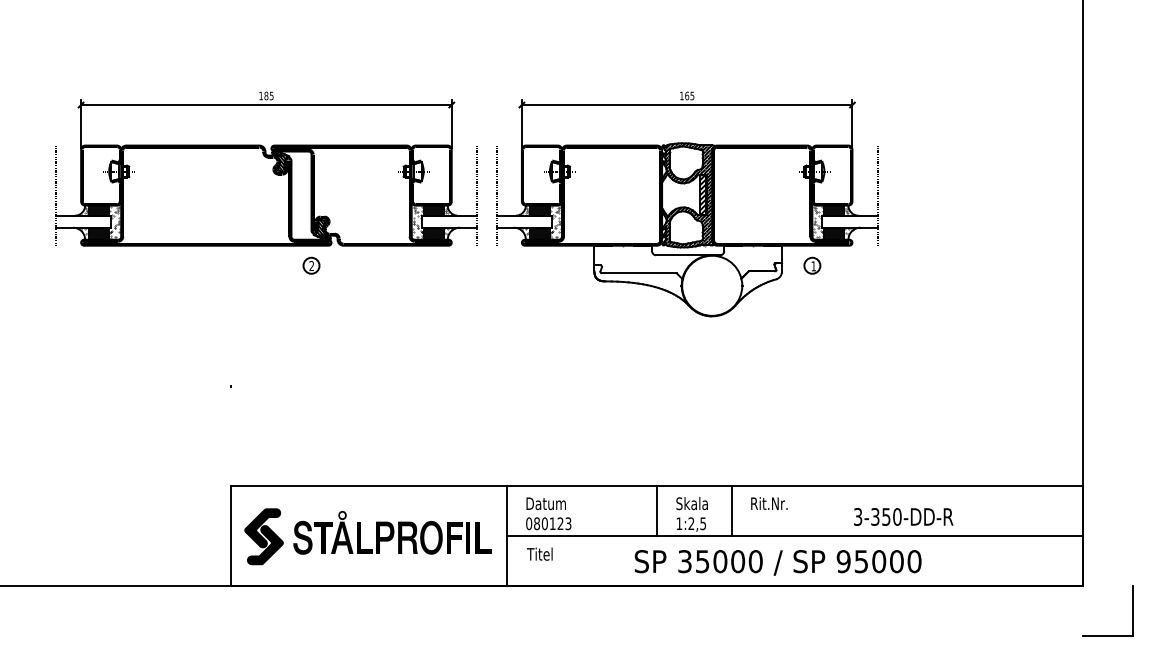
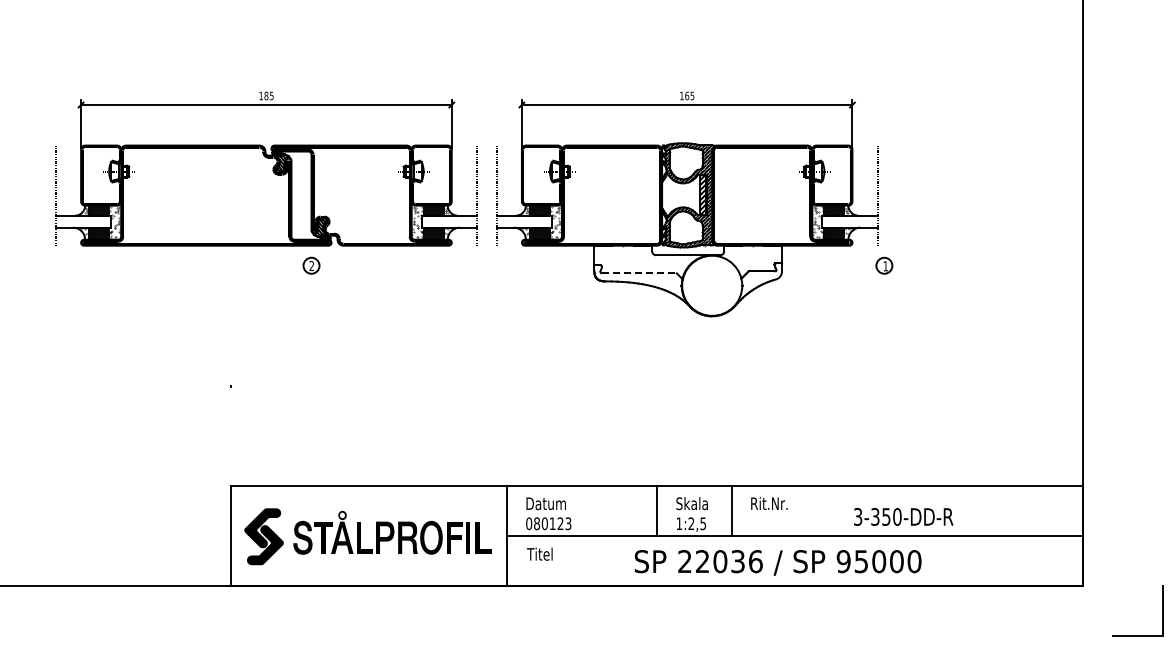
part position: (812, 265) -> (884, 265) (884, 265)
line: solid -> dashed (639, 273)
text: 35000 -> 22036 (720, 561)
part position: (1132, 610) -> (1162, 610) (1162, 610)
